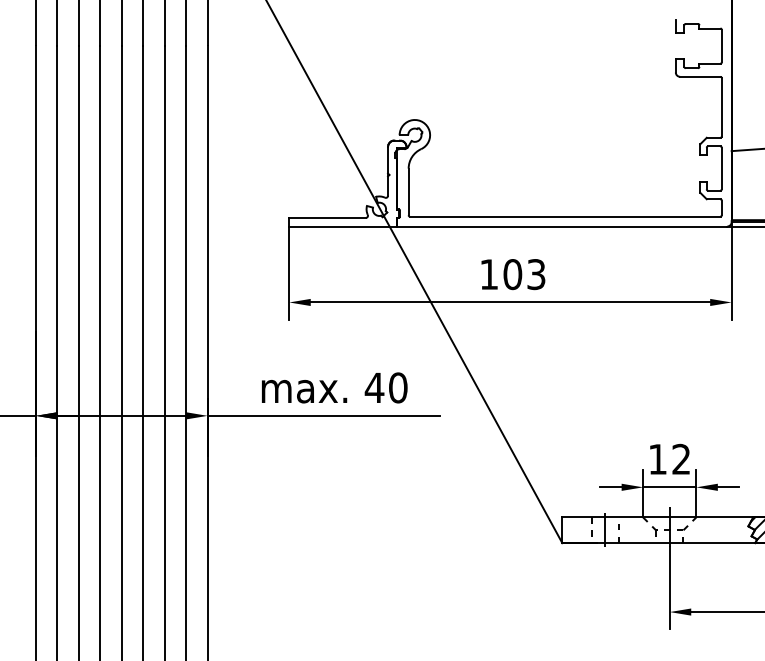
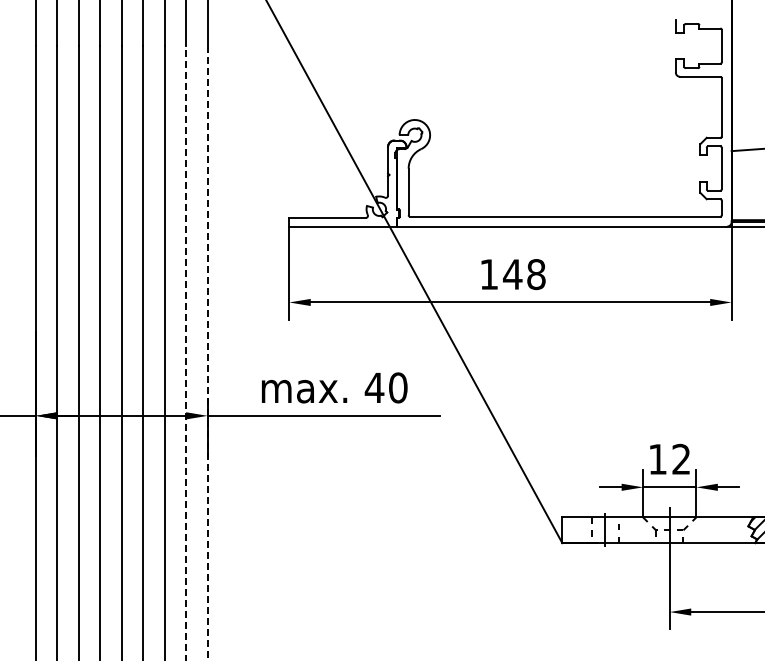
text: 103 -> 148 (524, 274)
line: solid -> dashed (186, 353)
line: solid -> dashed (207, 354)
